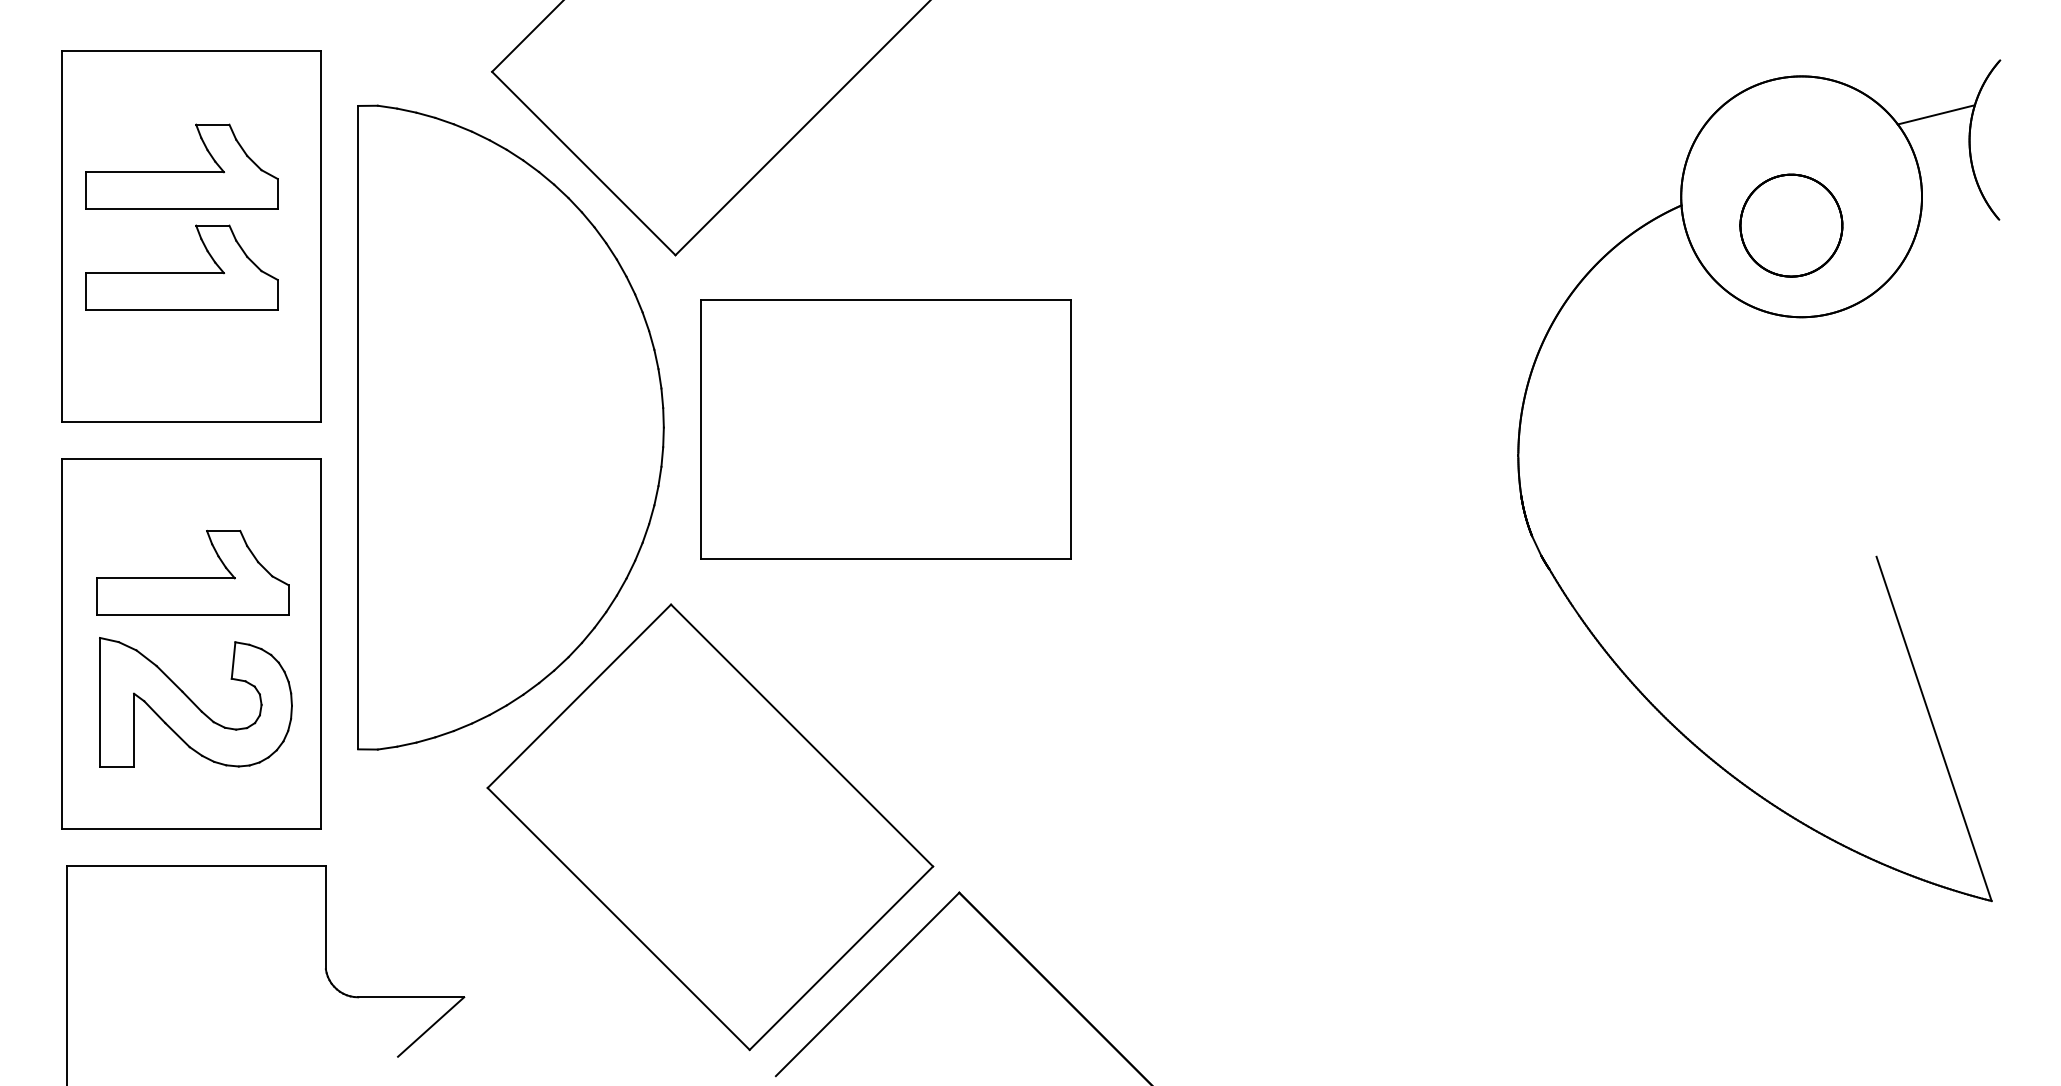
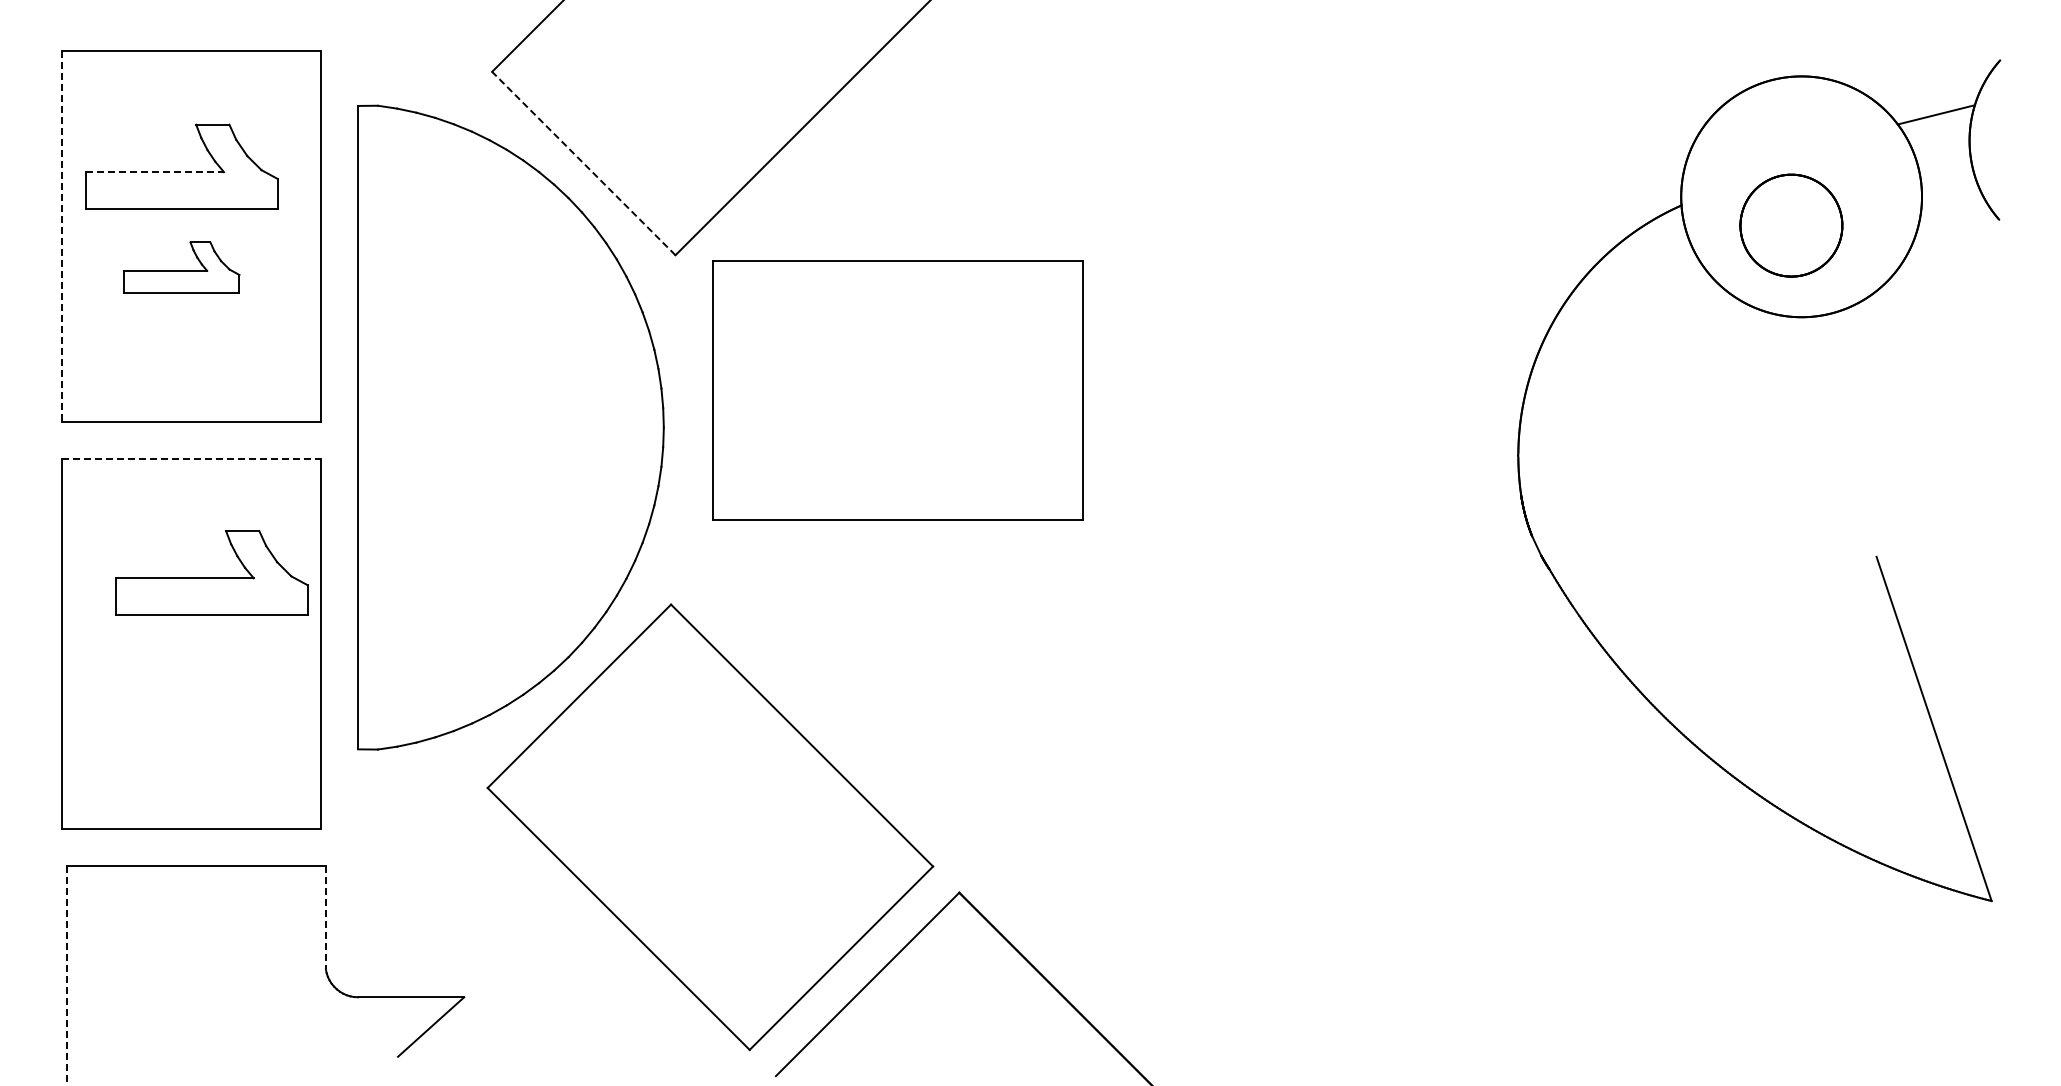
line: solid -> dashed (583, 163)
line: solid -> dashed (155, 172)
line: solid -> dashed (61, 236)
part size: 194x87 px -> 118x53 px (181, 267)
part position: (885, 429) -> (897, 390) (897, 390)
line: solid -> dashed (191, 458)
part position: (192, 572) -> (211, 572) (211, 572)
part: present -> none (195, 702)
line: solid -> dashed (325, 917)
line: solid -> dashed (66, 975)
